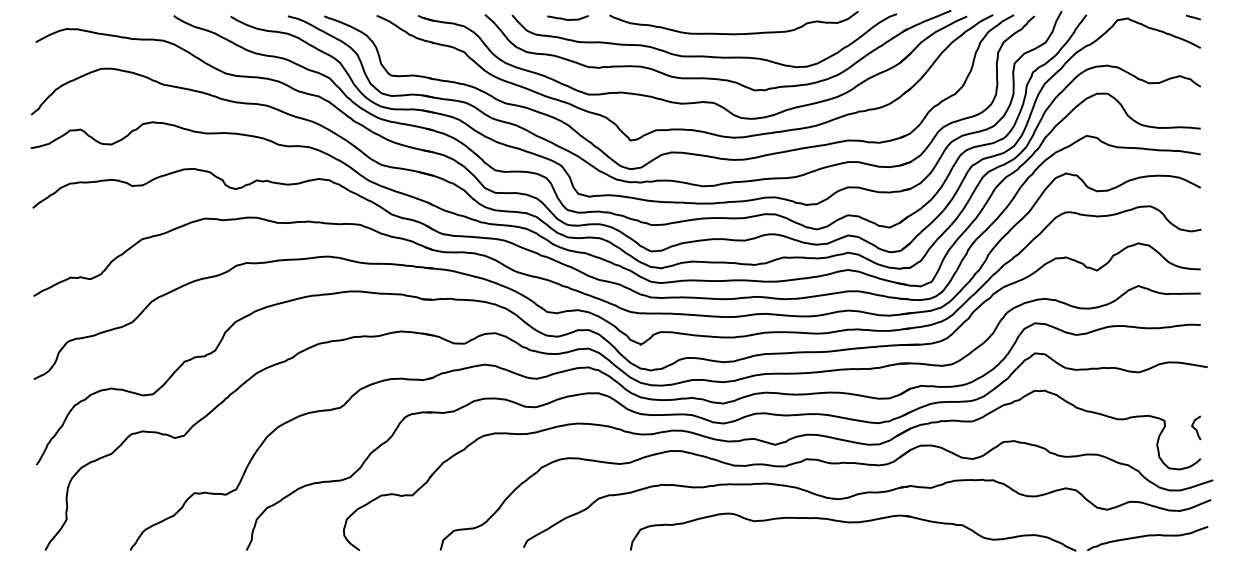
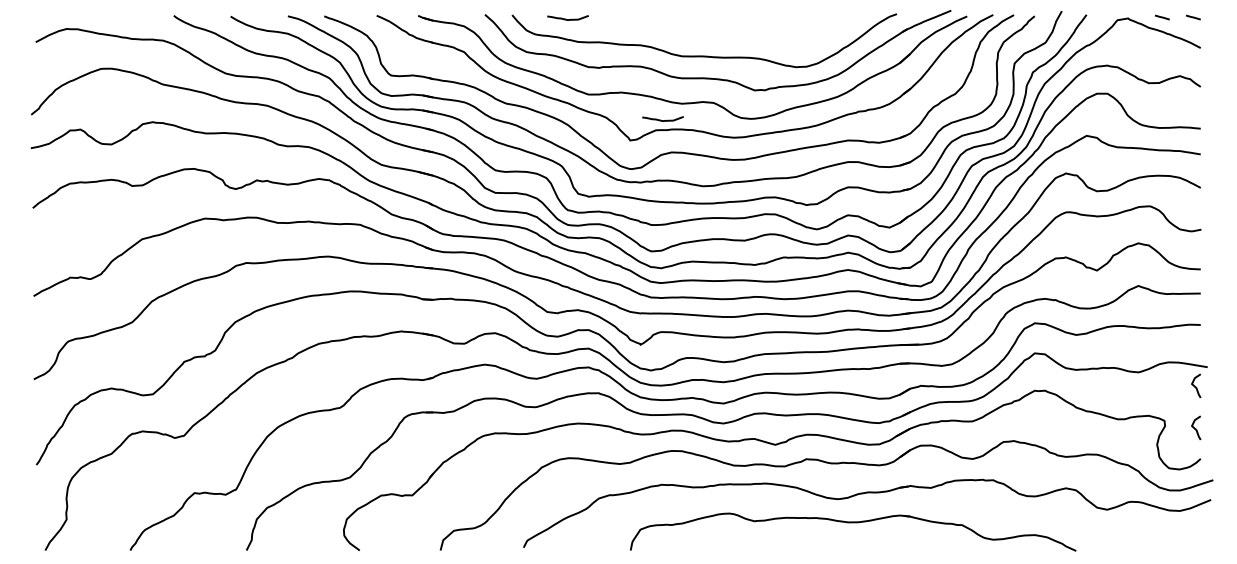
line: none -> present (1162, 17)
curve: present -> none (733, 33)
curve: none -> present (661, 119)
curve: none -> present (1195, 385)
curve: present -> none (1147, 536)
